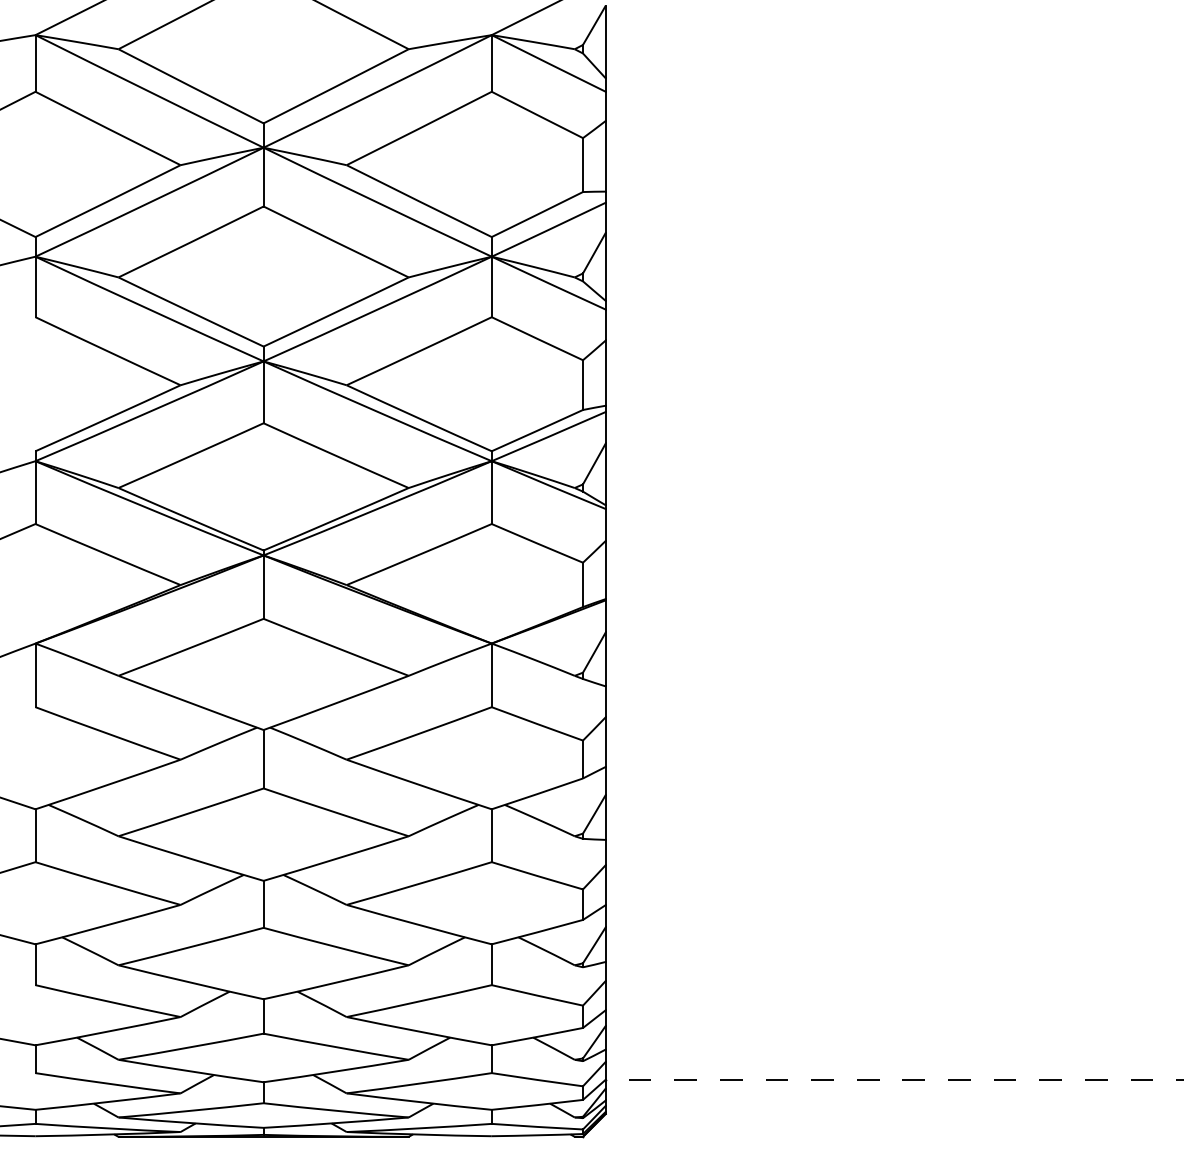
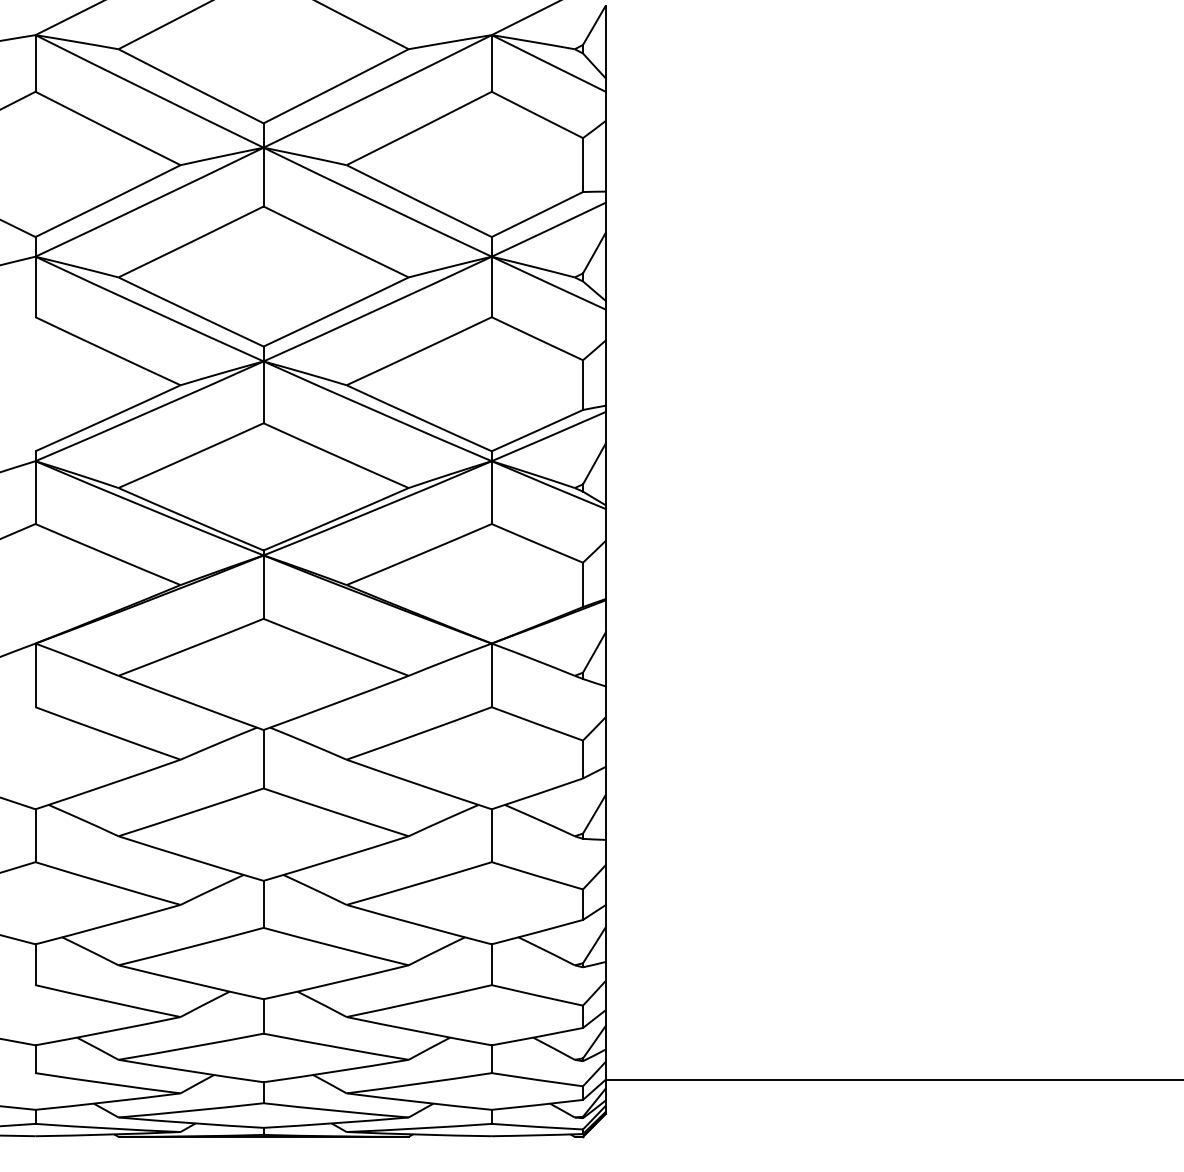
line: dashed -> solid (894, 1079)
